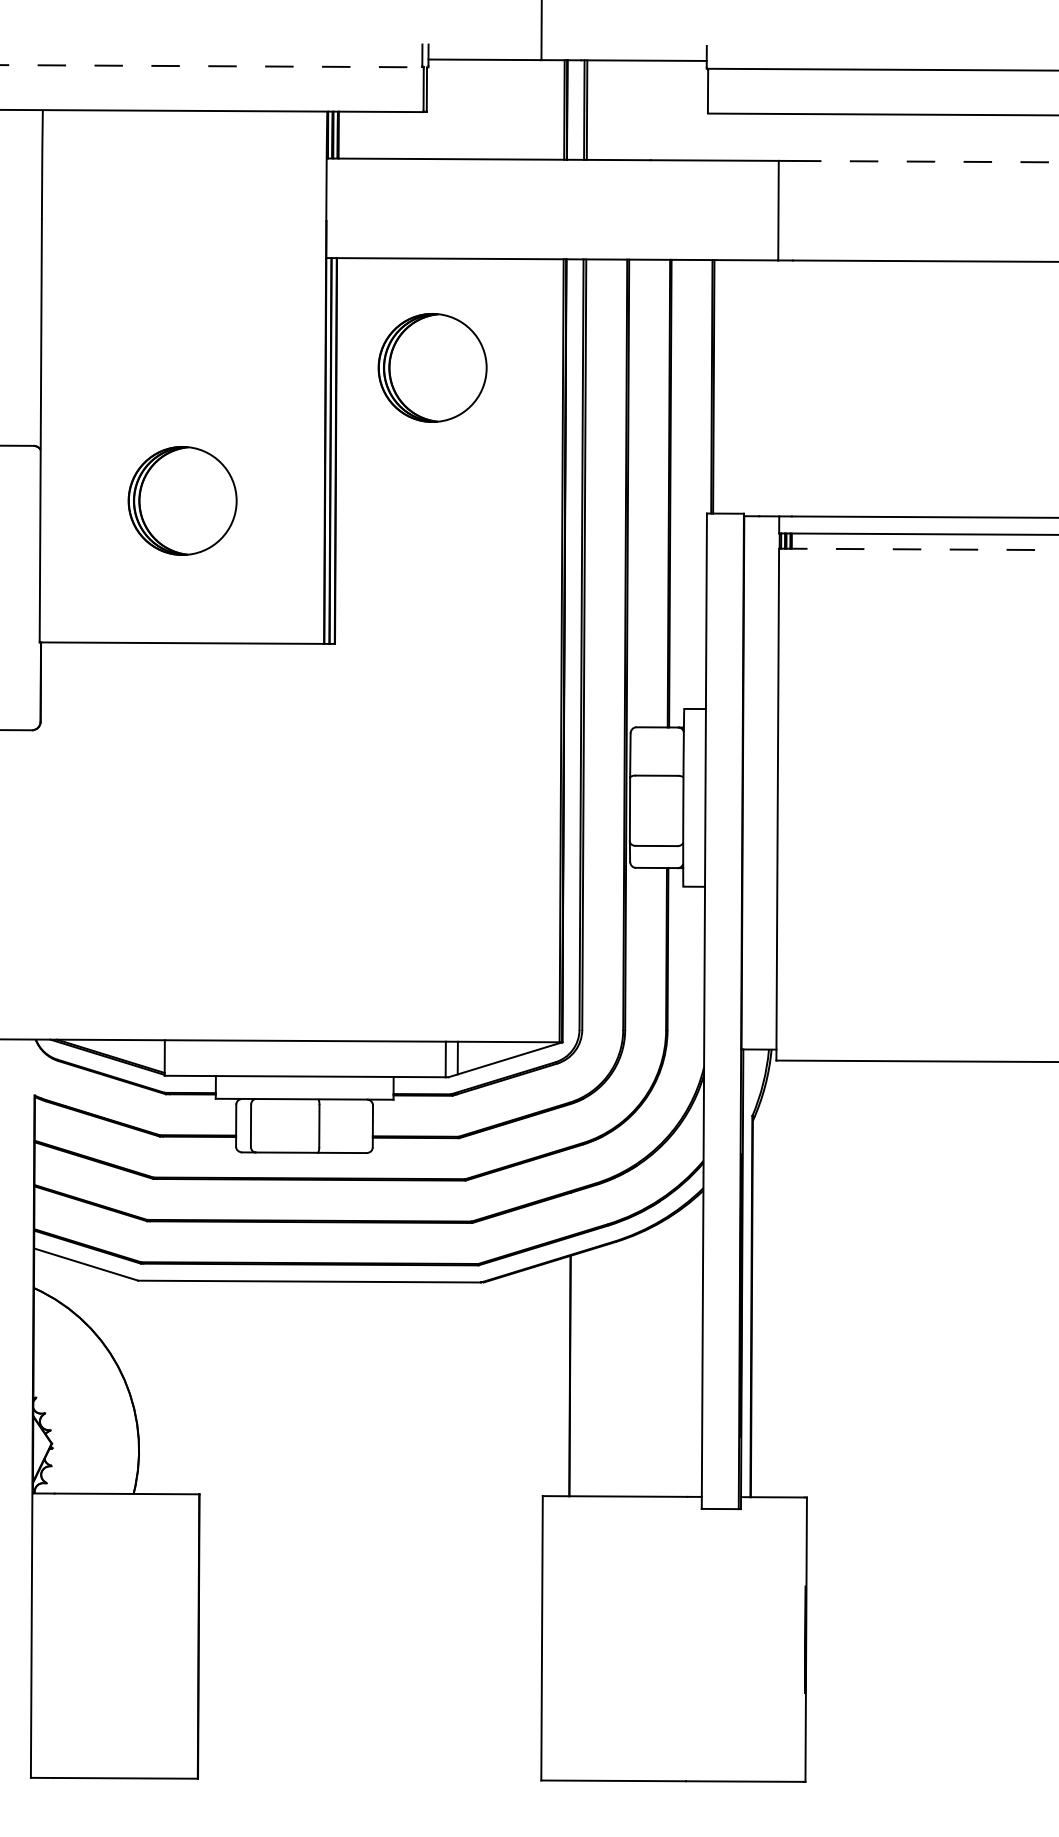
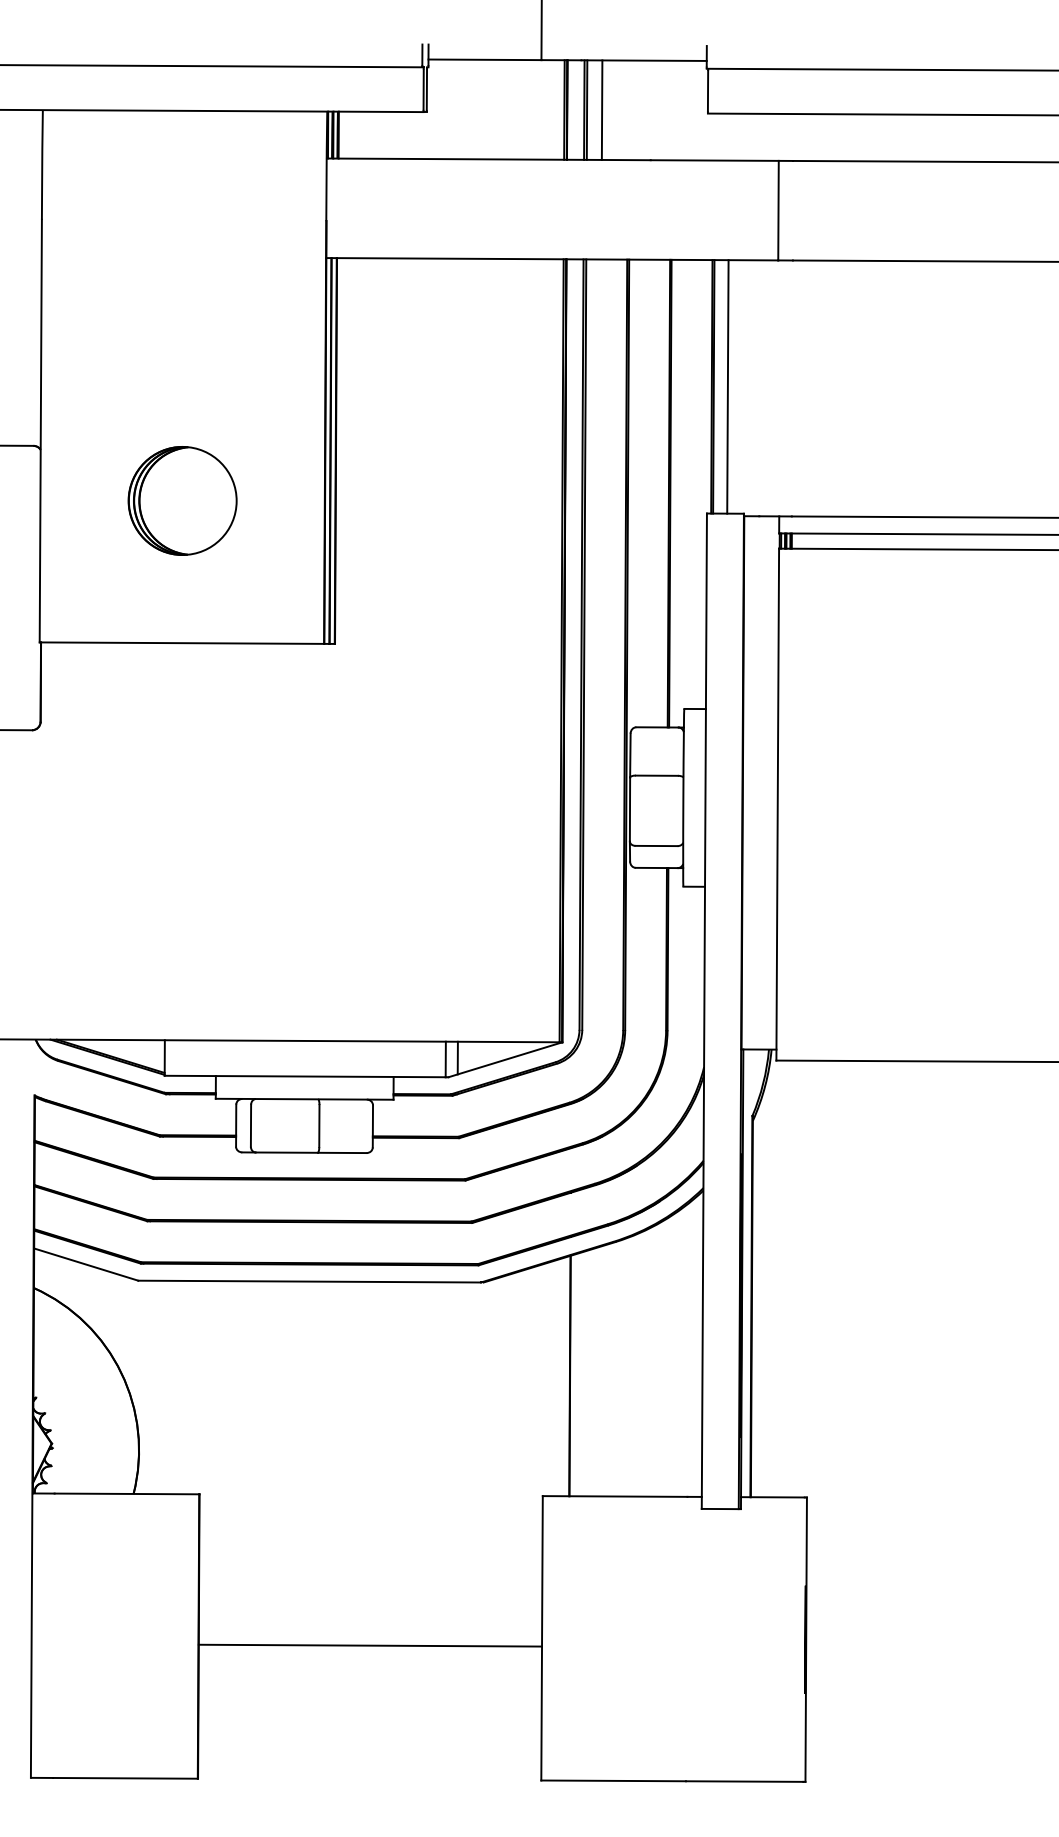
line: dashed -> solid (211, 66)
line: none -> present (601, 109)
line: dashed -> solid (925, 161)
part: present -> none (432, 367)
line: none -> present (727, 386)
line: dashed -> solid (918, 549)
line: none -> present (370, 1645)
